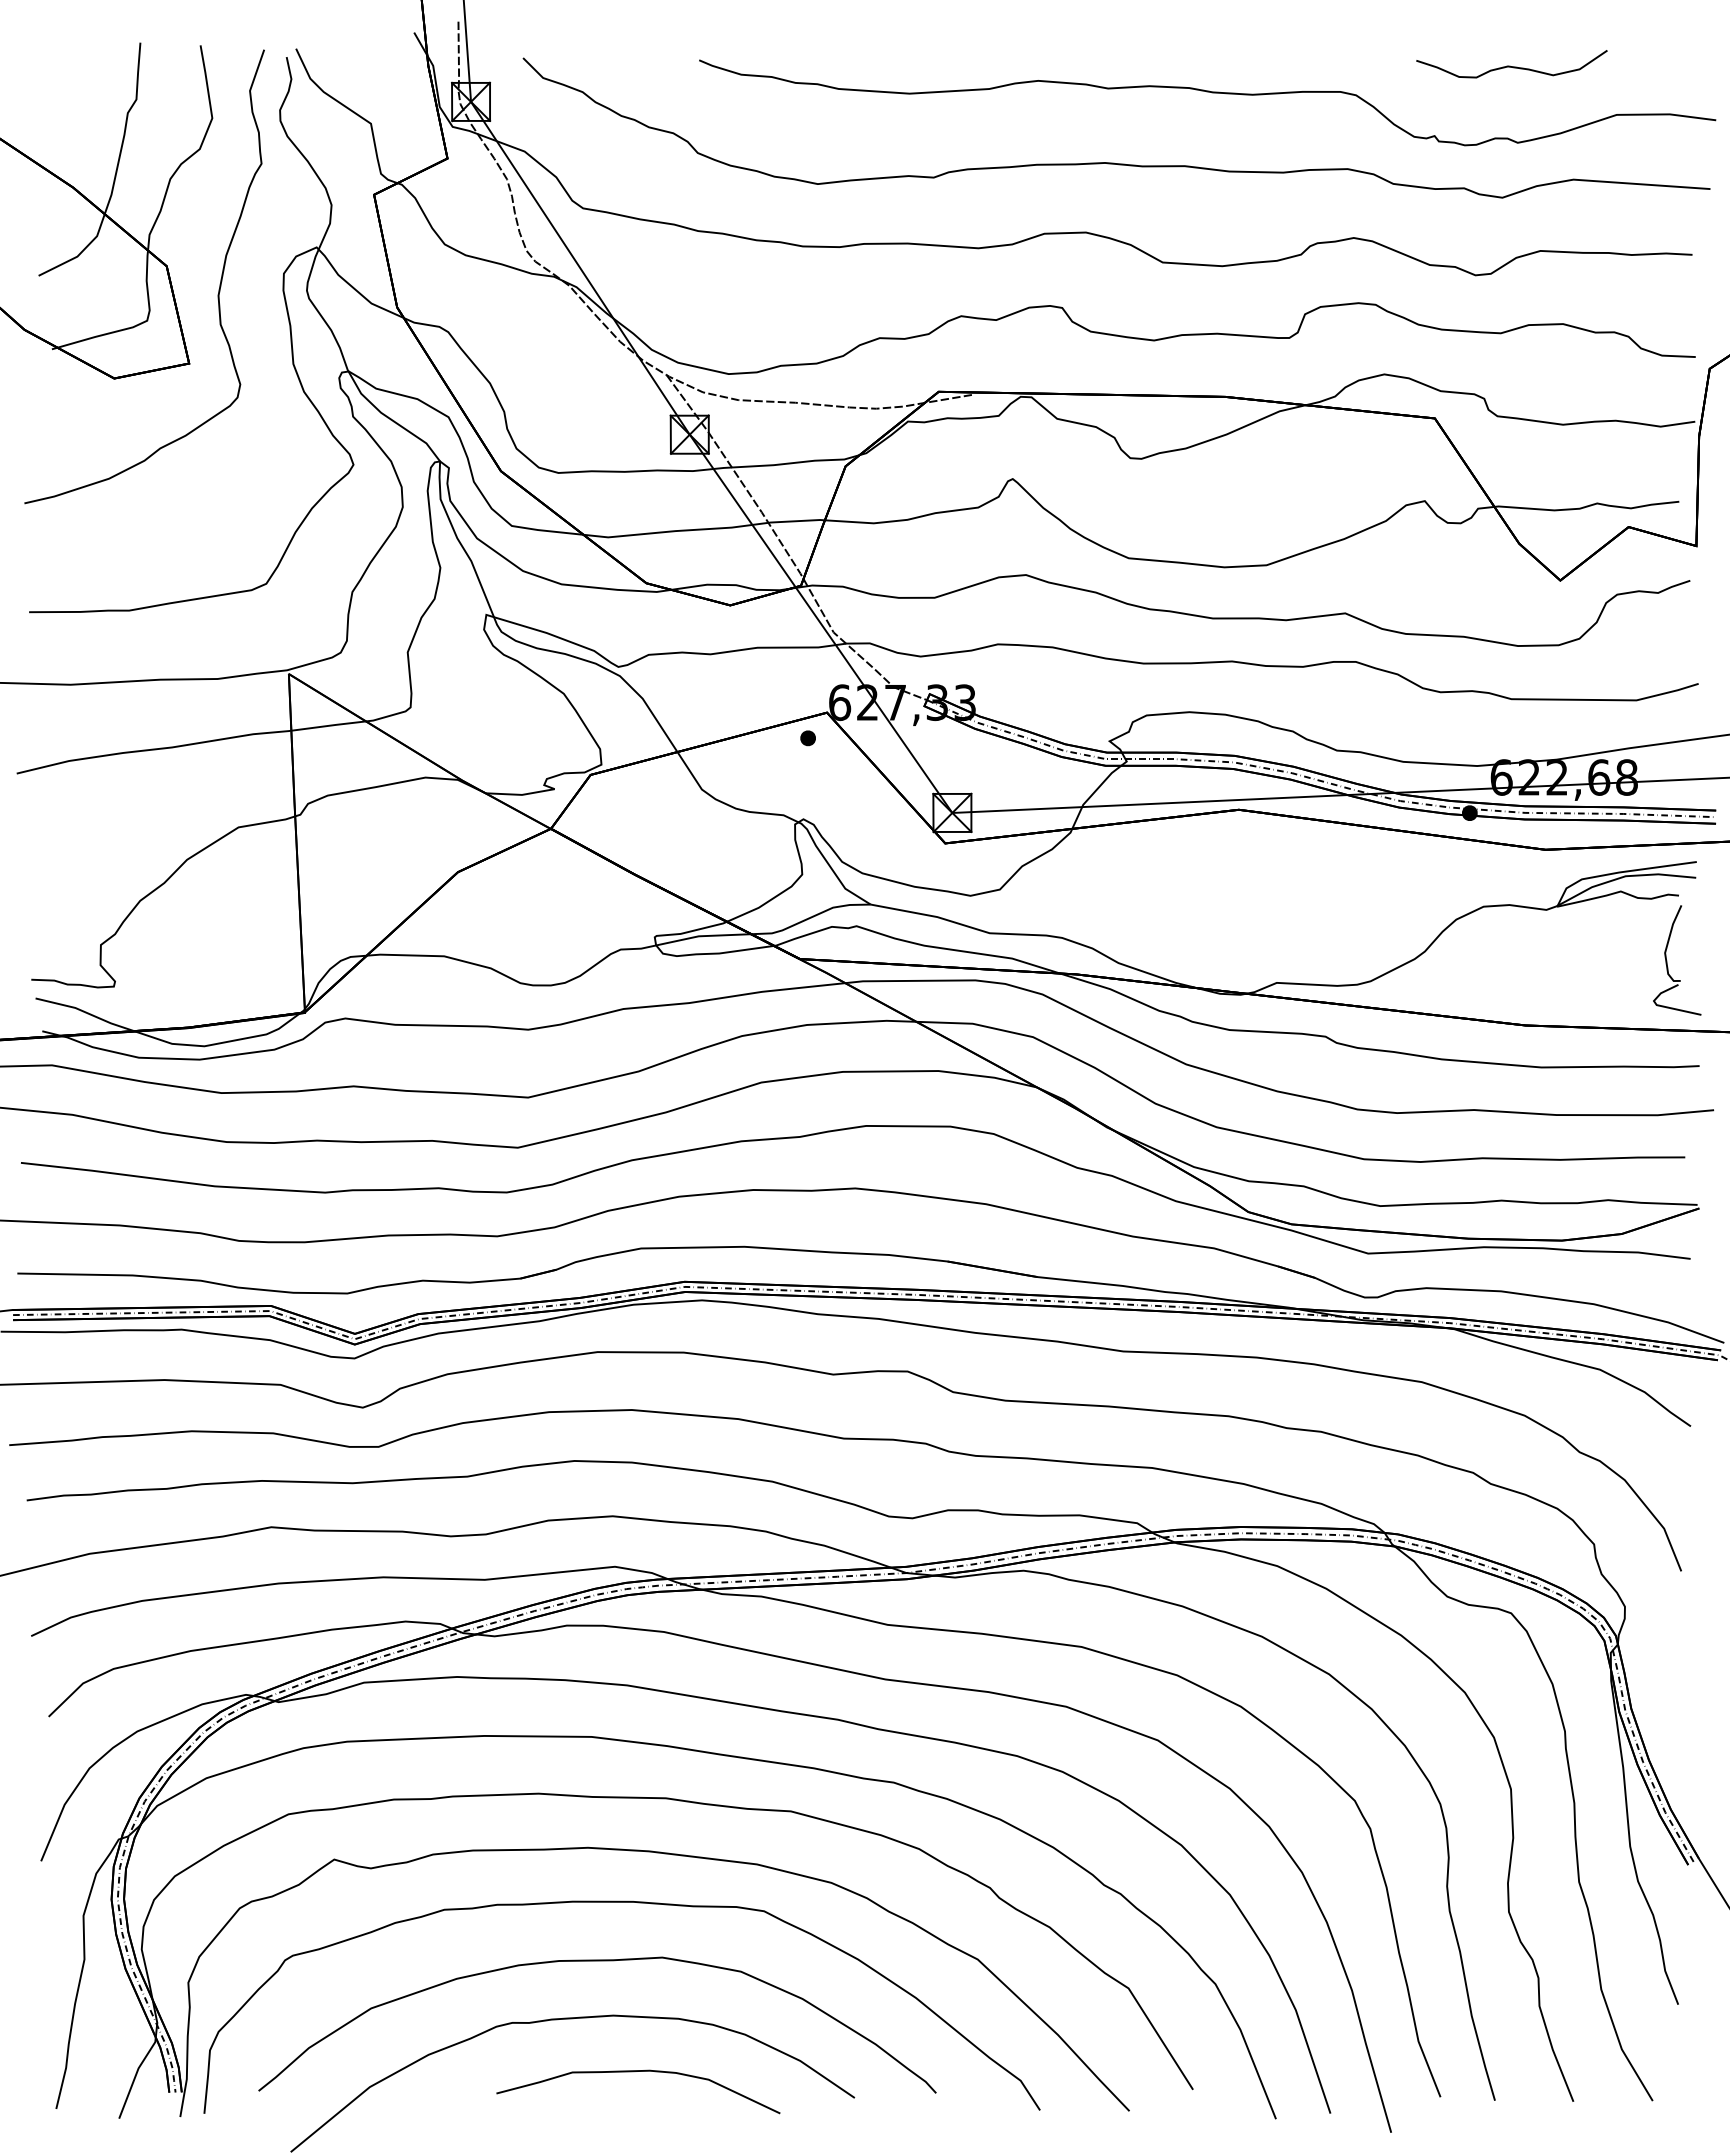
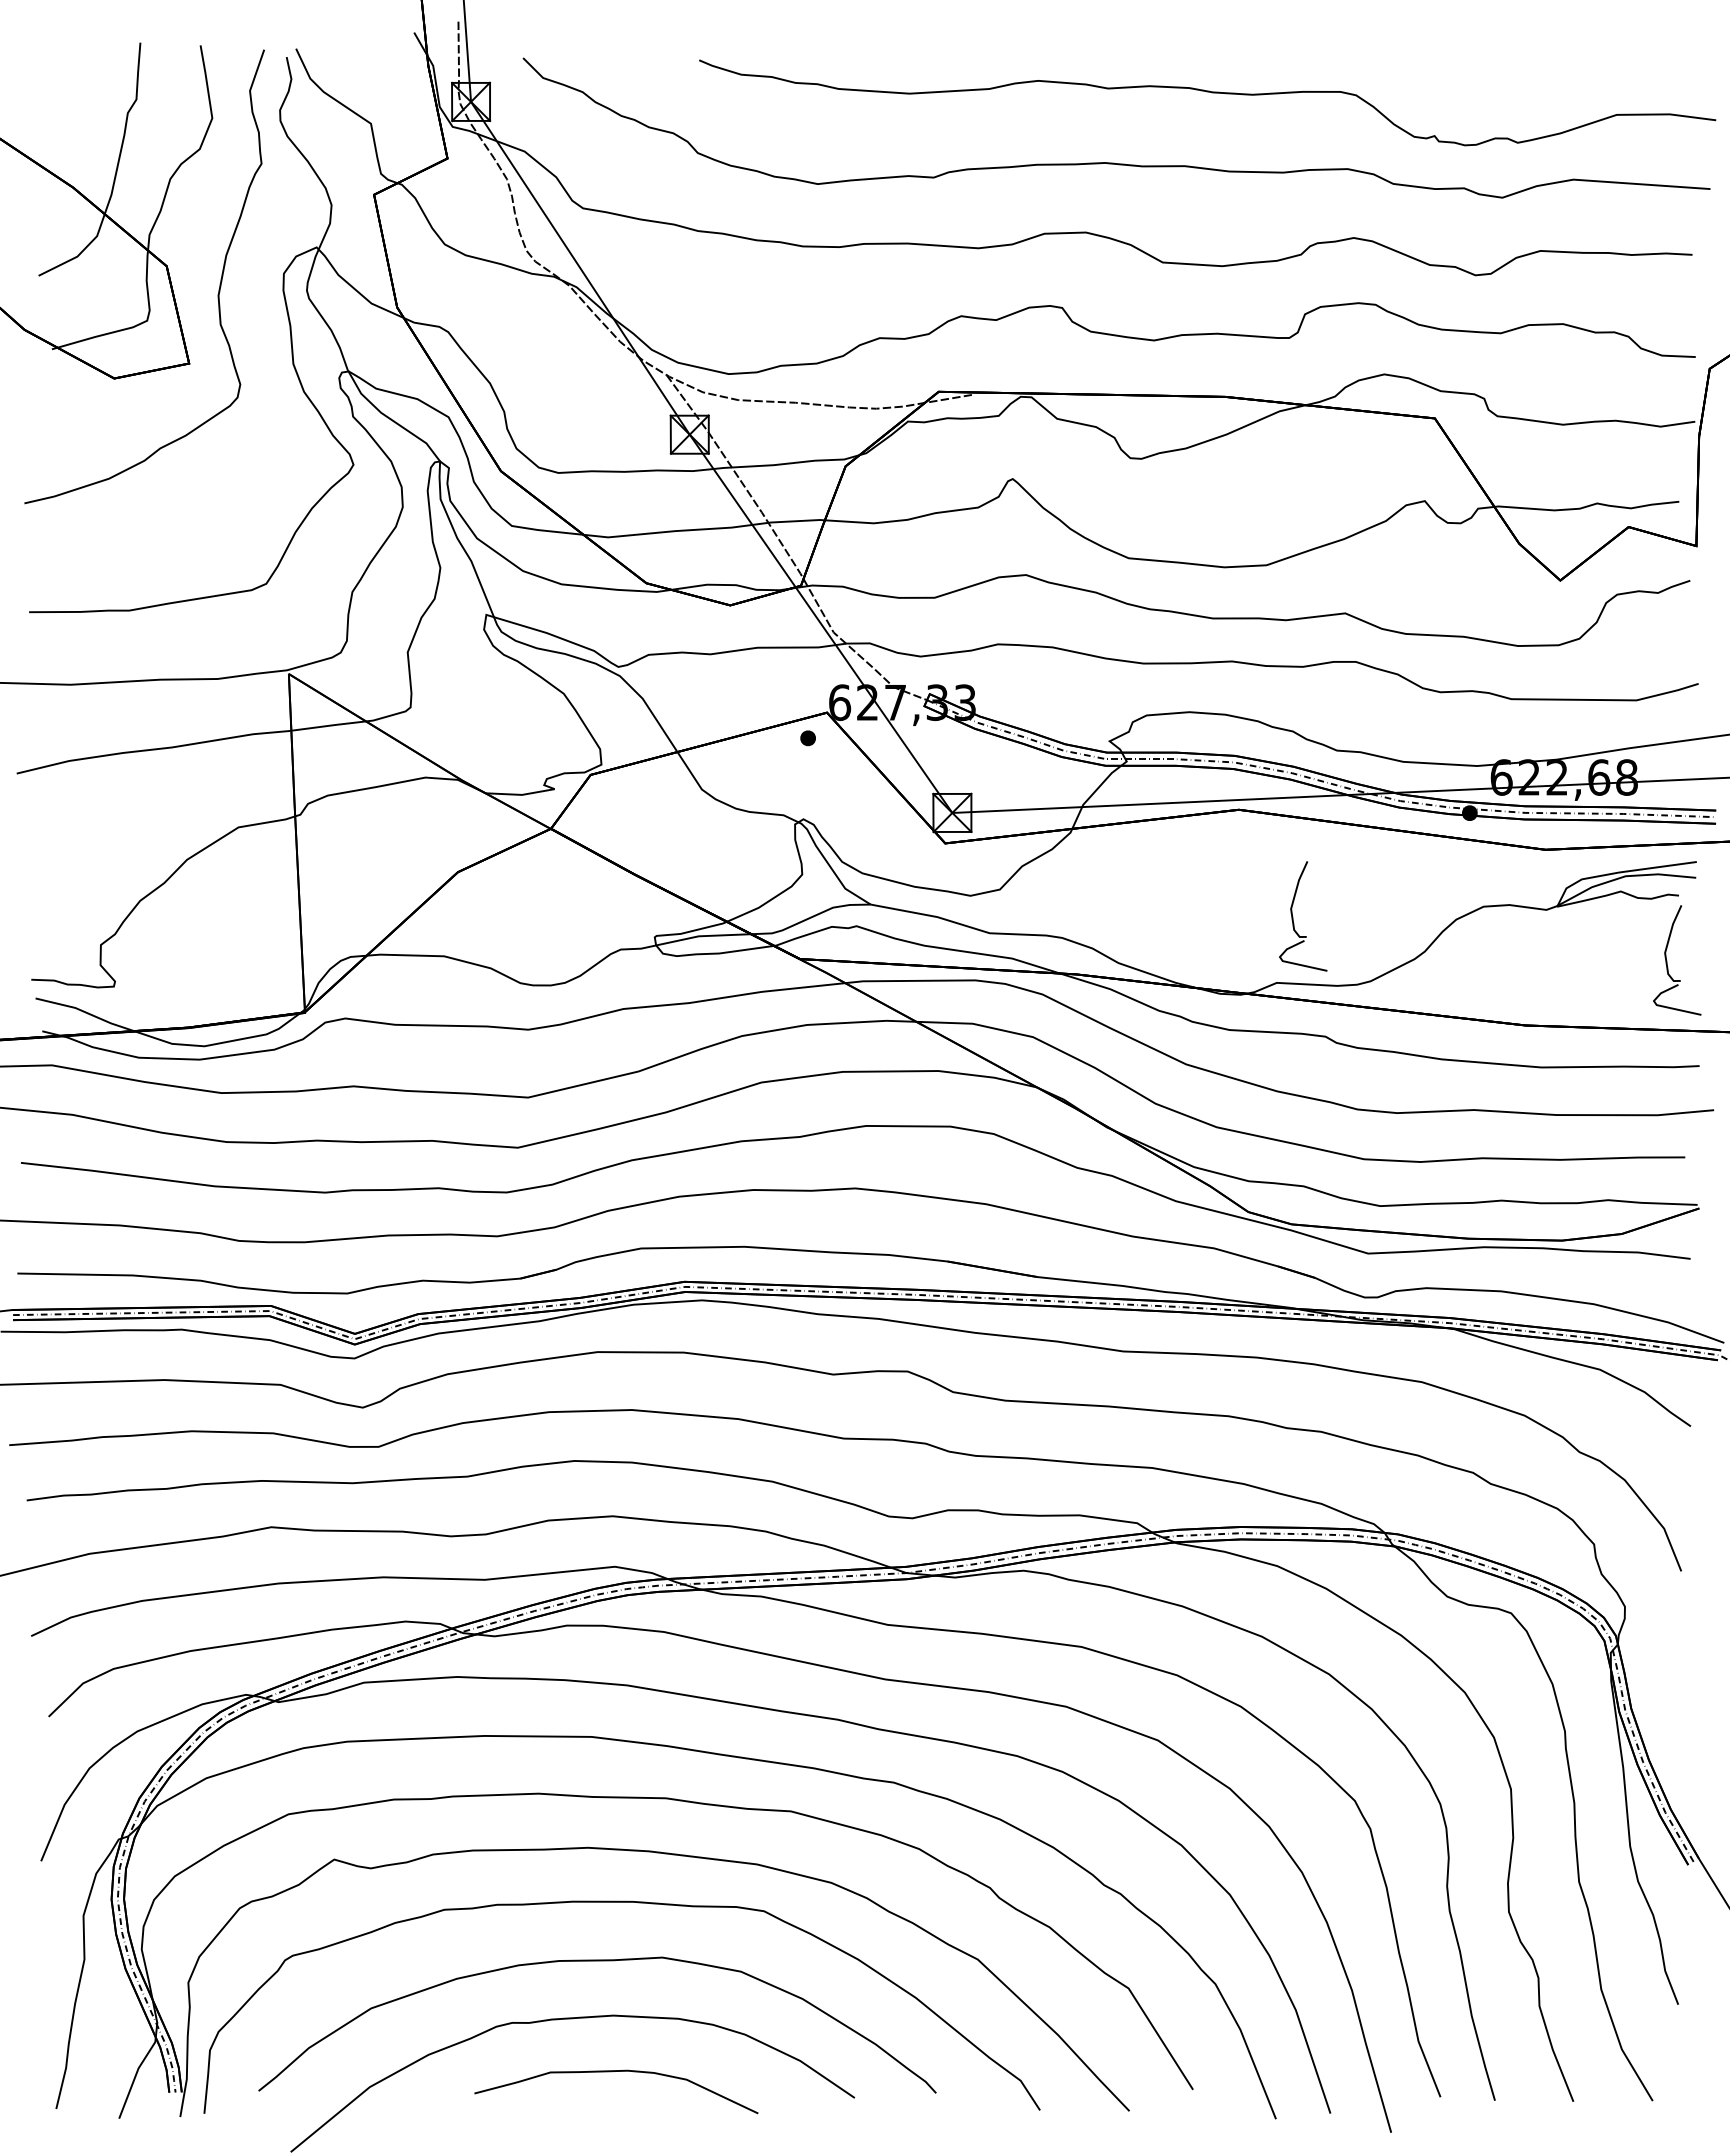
curve: present -> none (1510, 65)
part: none -> present (1293, 916)
curve position: (634, 2072) -> (612, 2072) (612, 2072)
